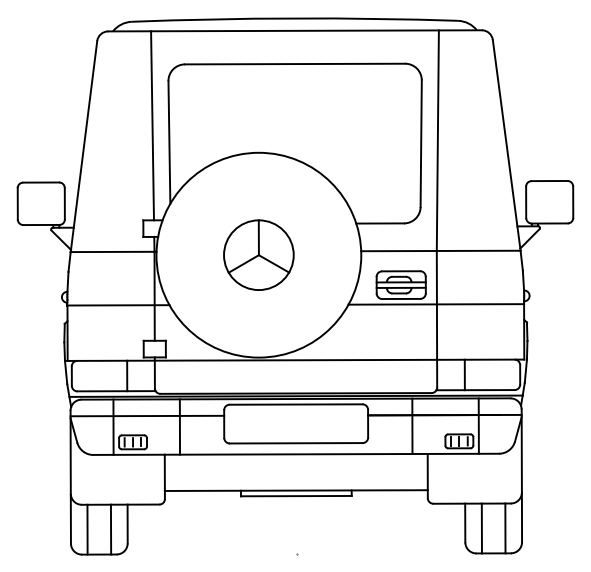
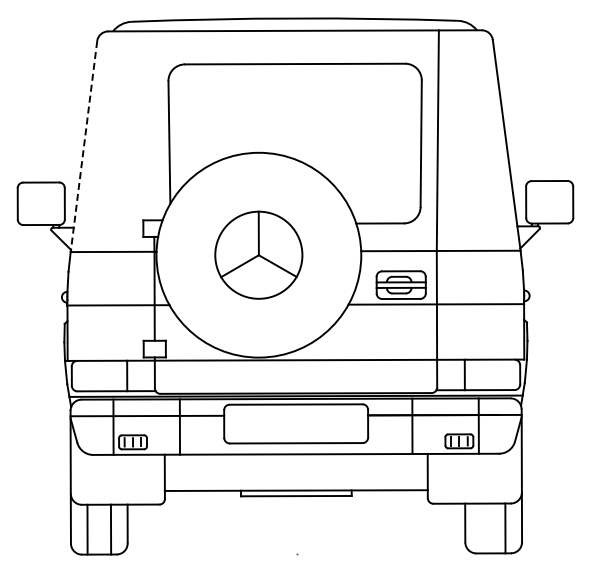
line: present -> none (152, 125)
line: solid -> dashed (83, 147)
part size: 72x72 px -> 90x90 px (258, 254)
line: present -> none (481, 528)
